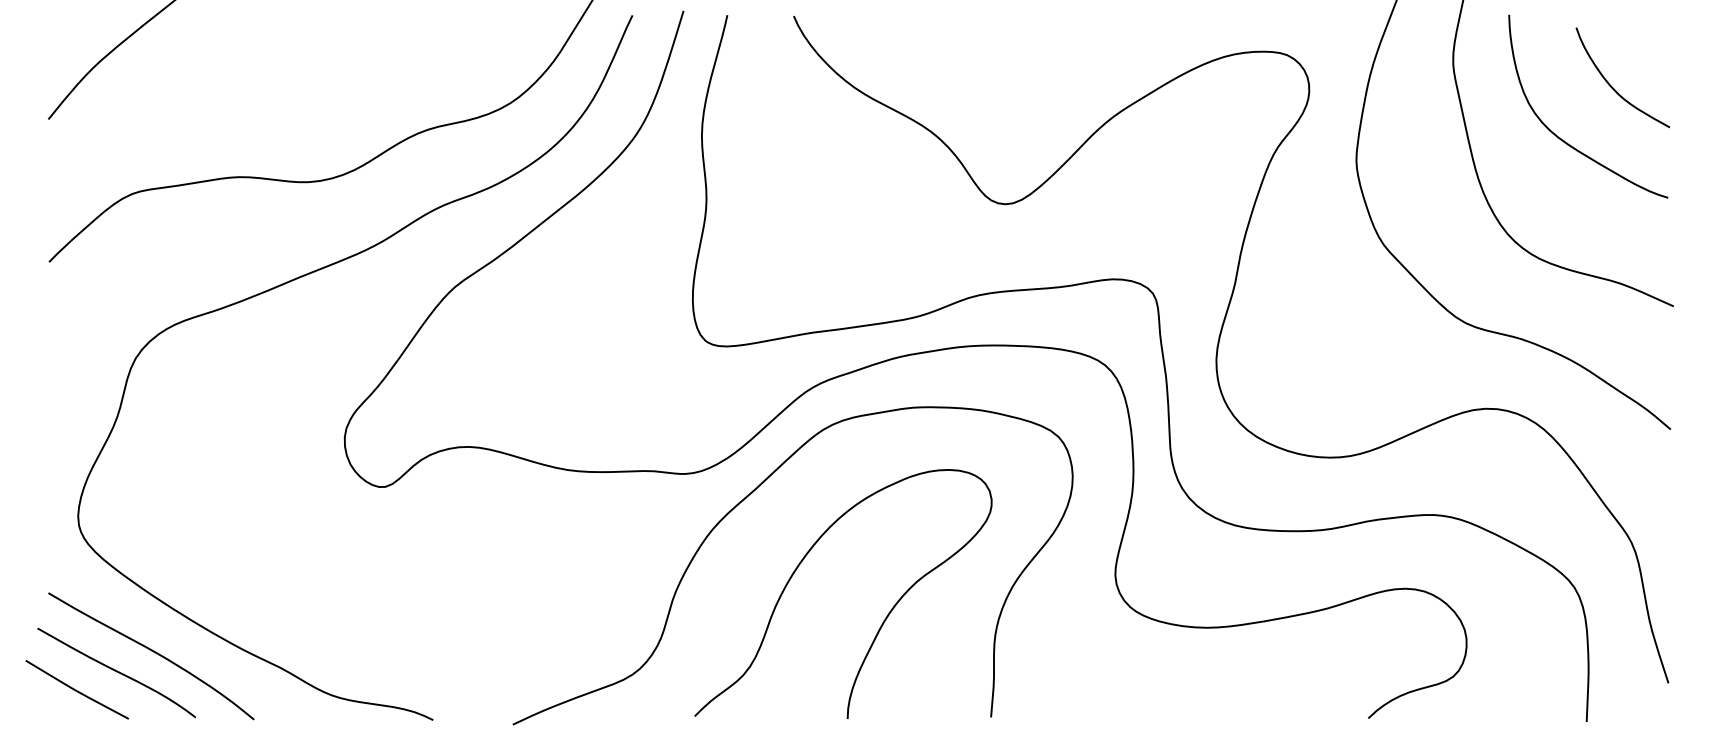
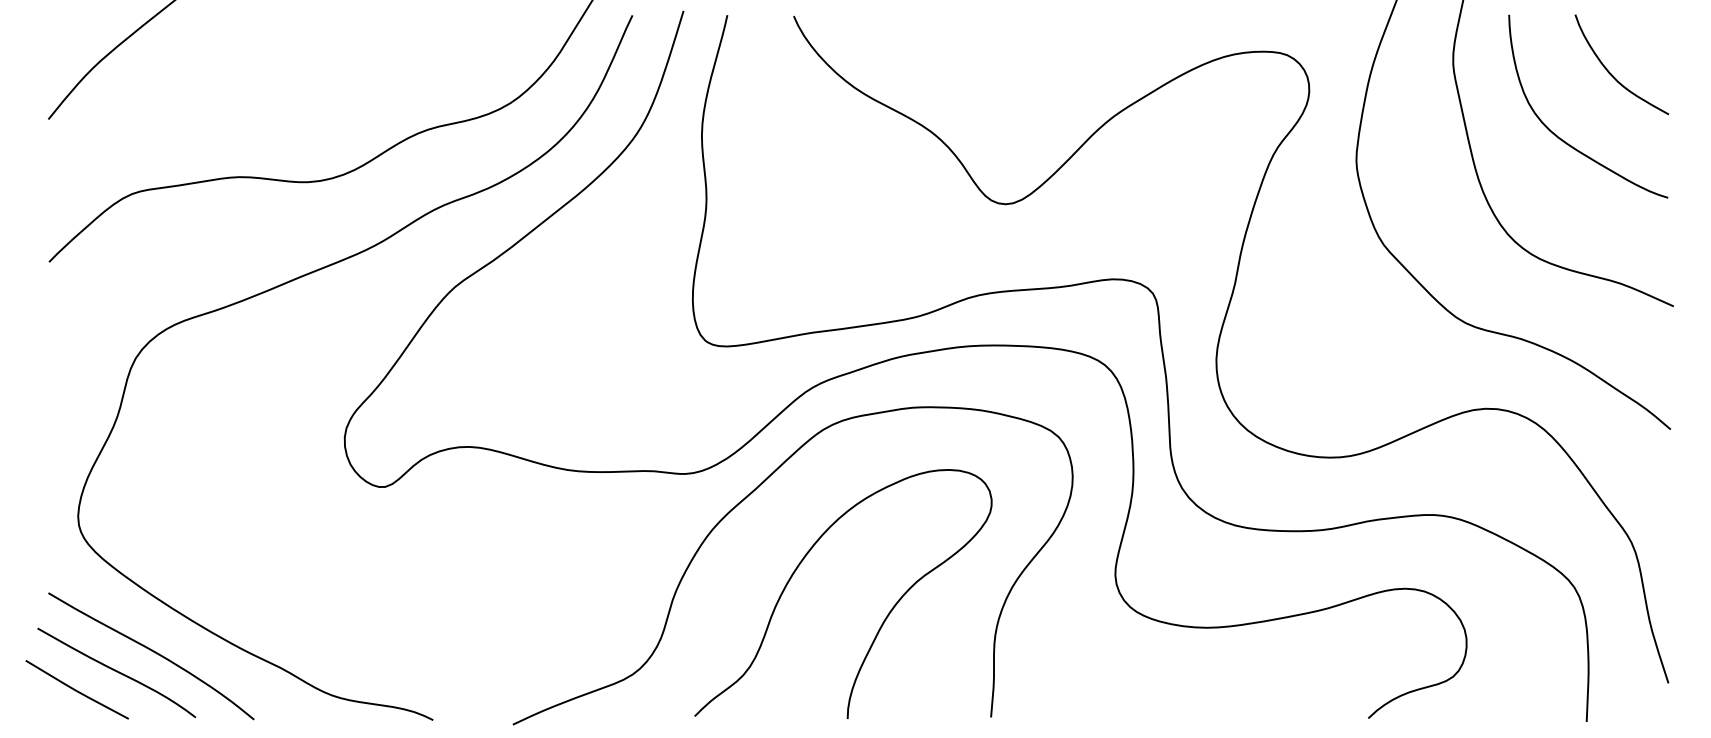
curve position: (1612, 86) -> (1611, 73) (1611, 73)
